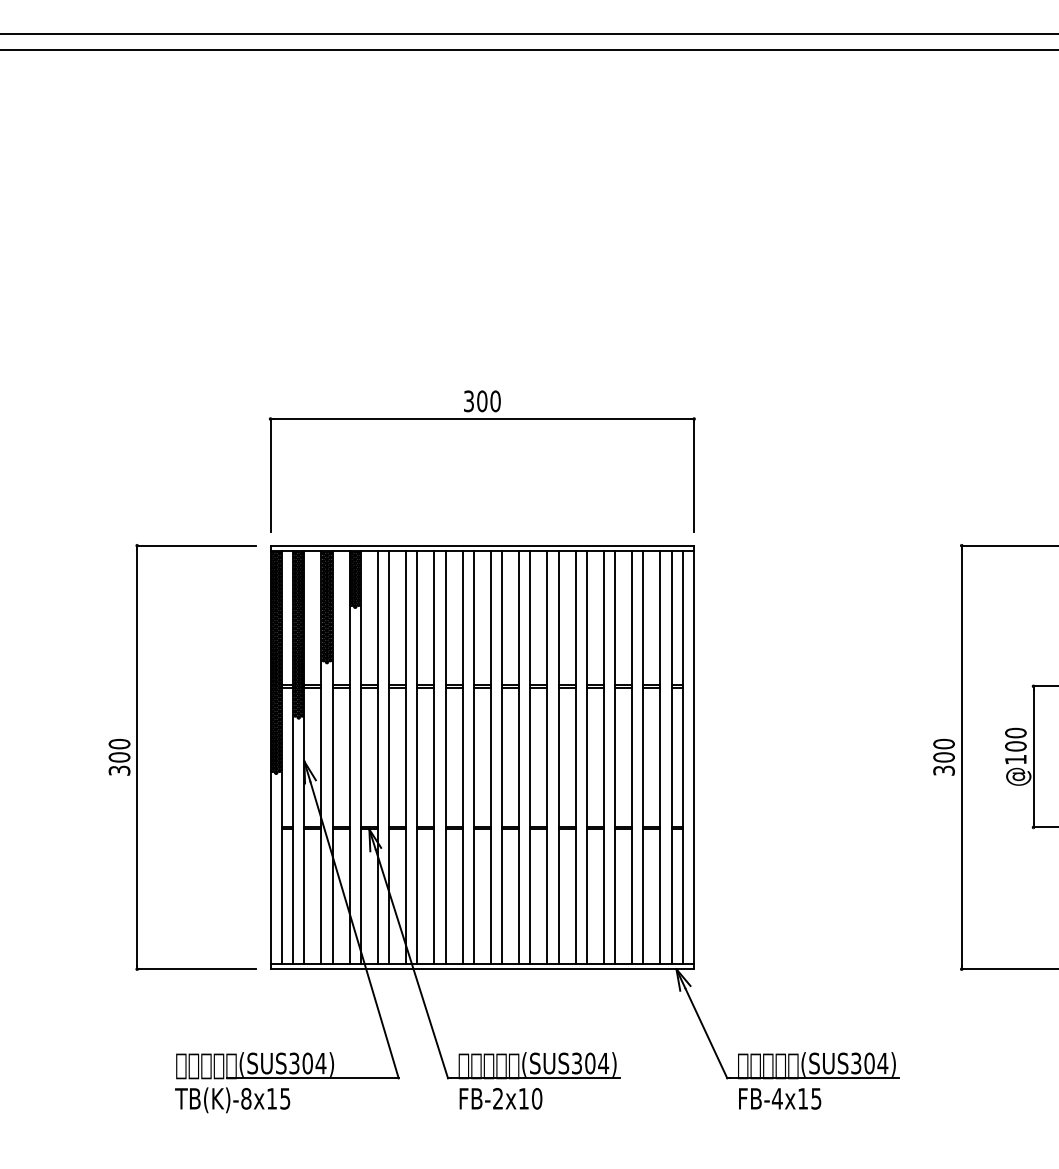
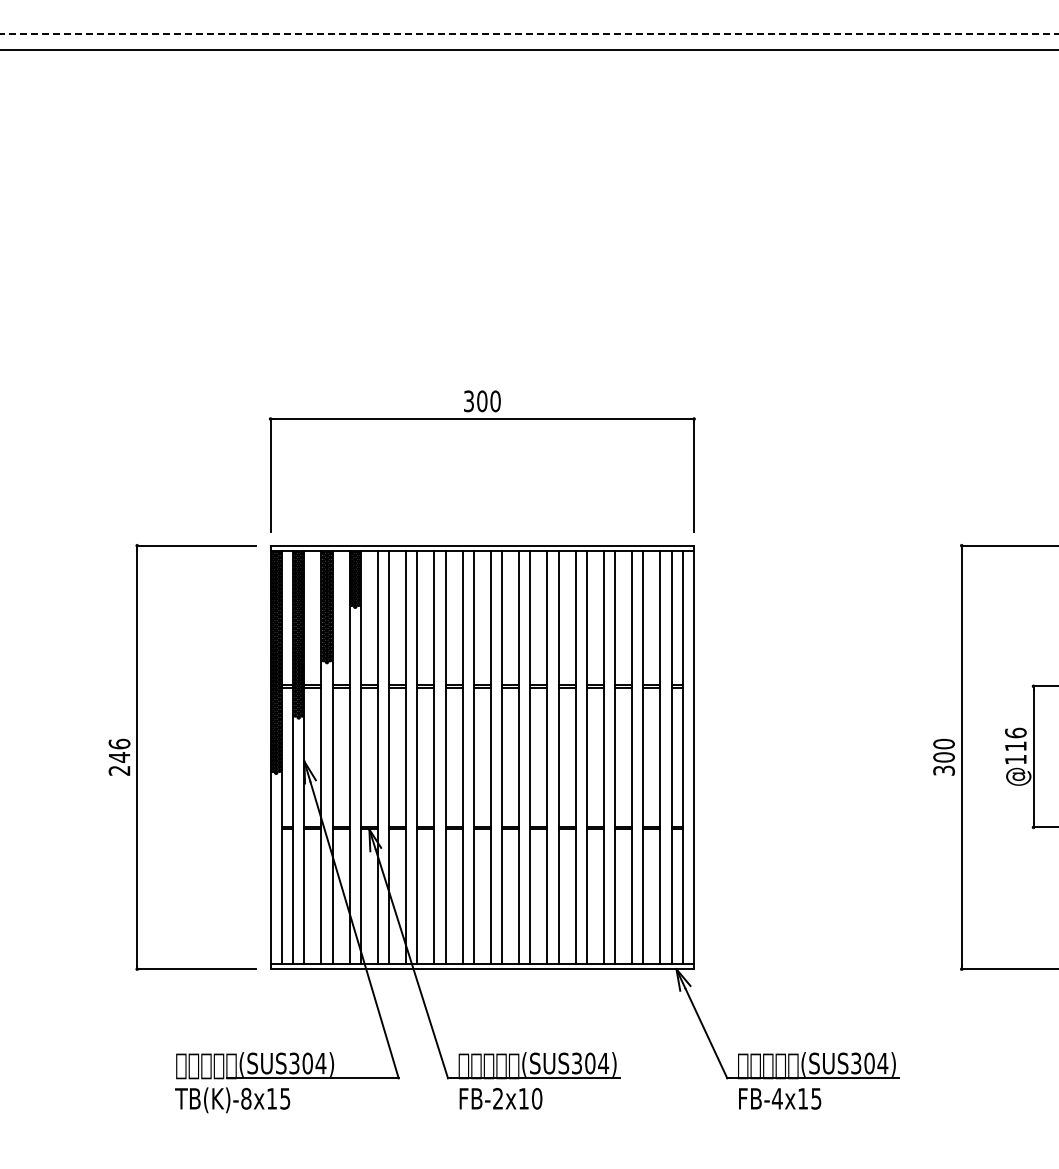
line: solid -> dashed (529, 34)
text: @100 -> @116 (1015, 739)
text: 300 -> 246 (119, 756)
